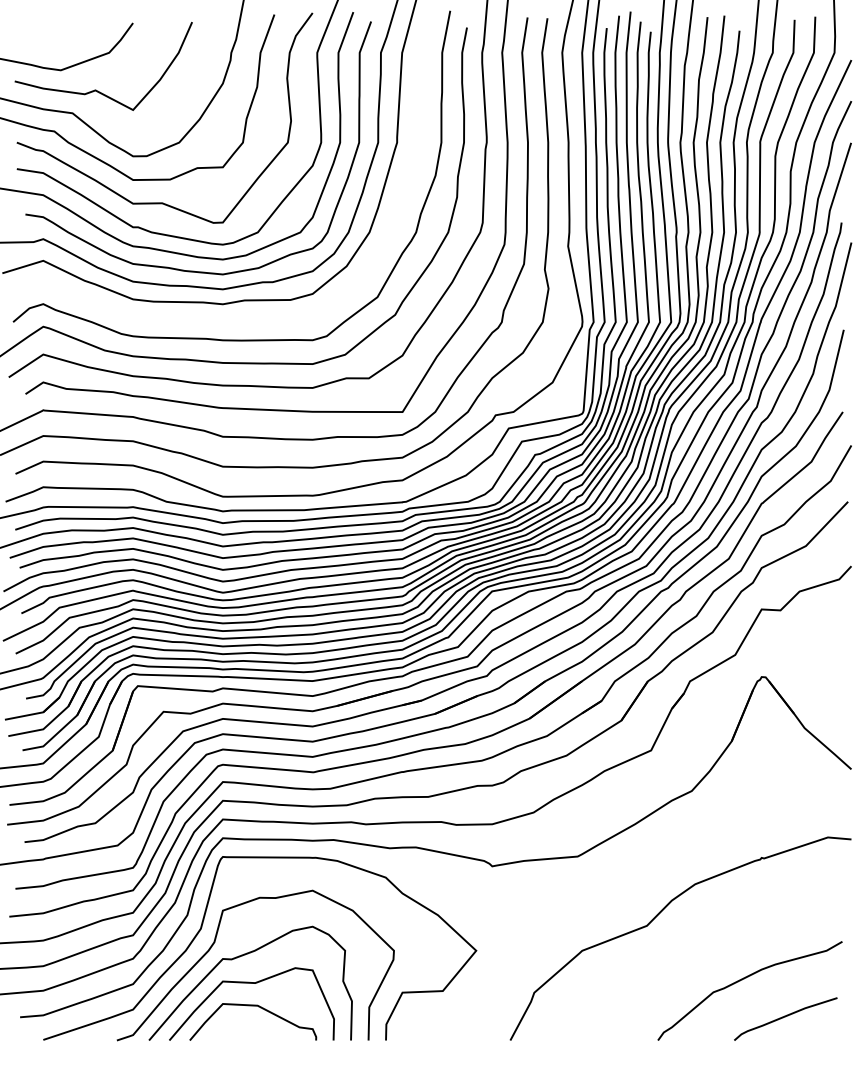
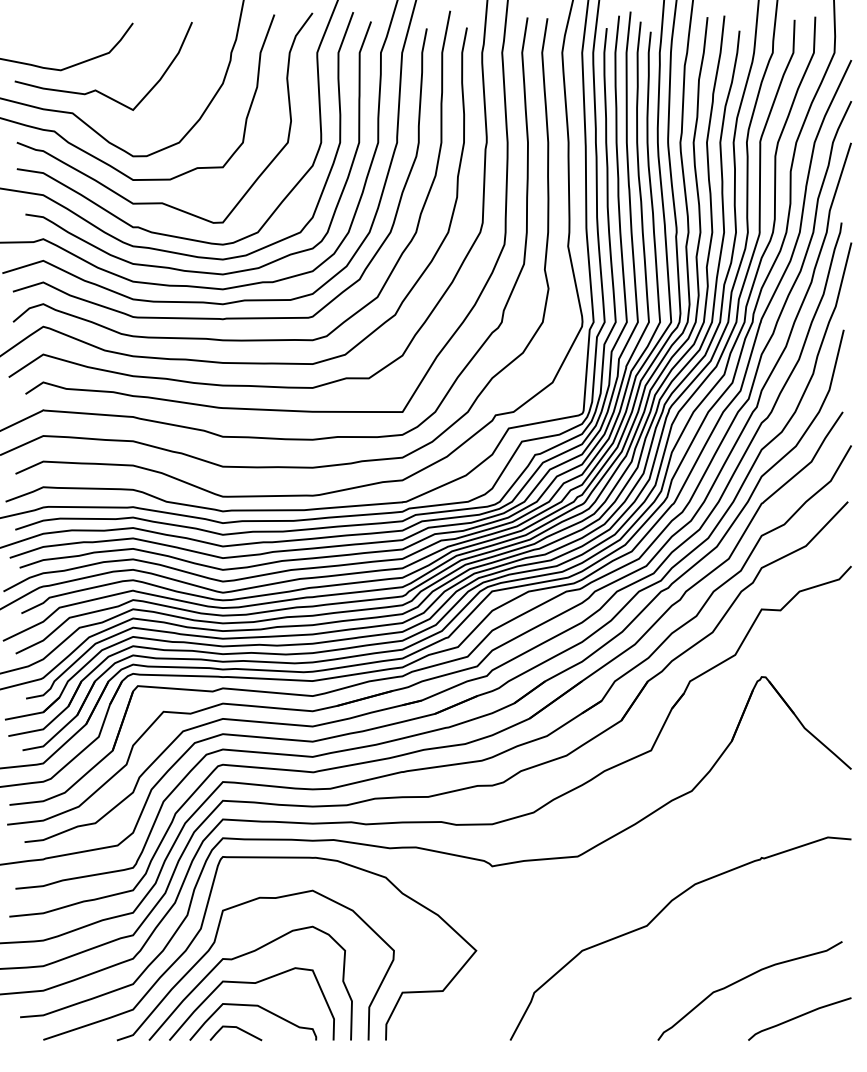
curve: none -> present (213, 317)
curve position: (785, 1017) -> (799, 1017) (799, 1017)
line: none -> present (238, 1029)
